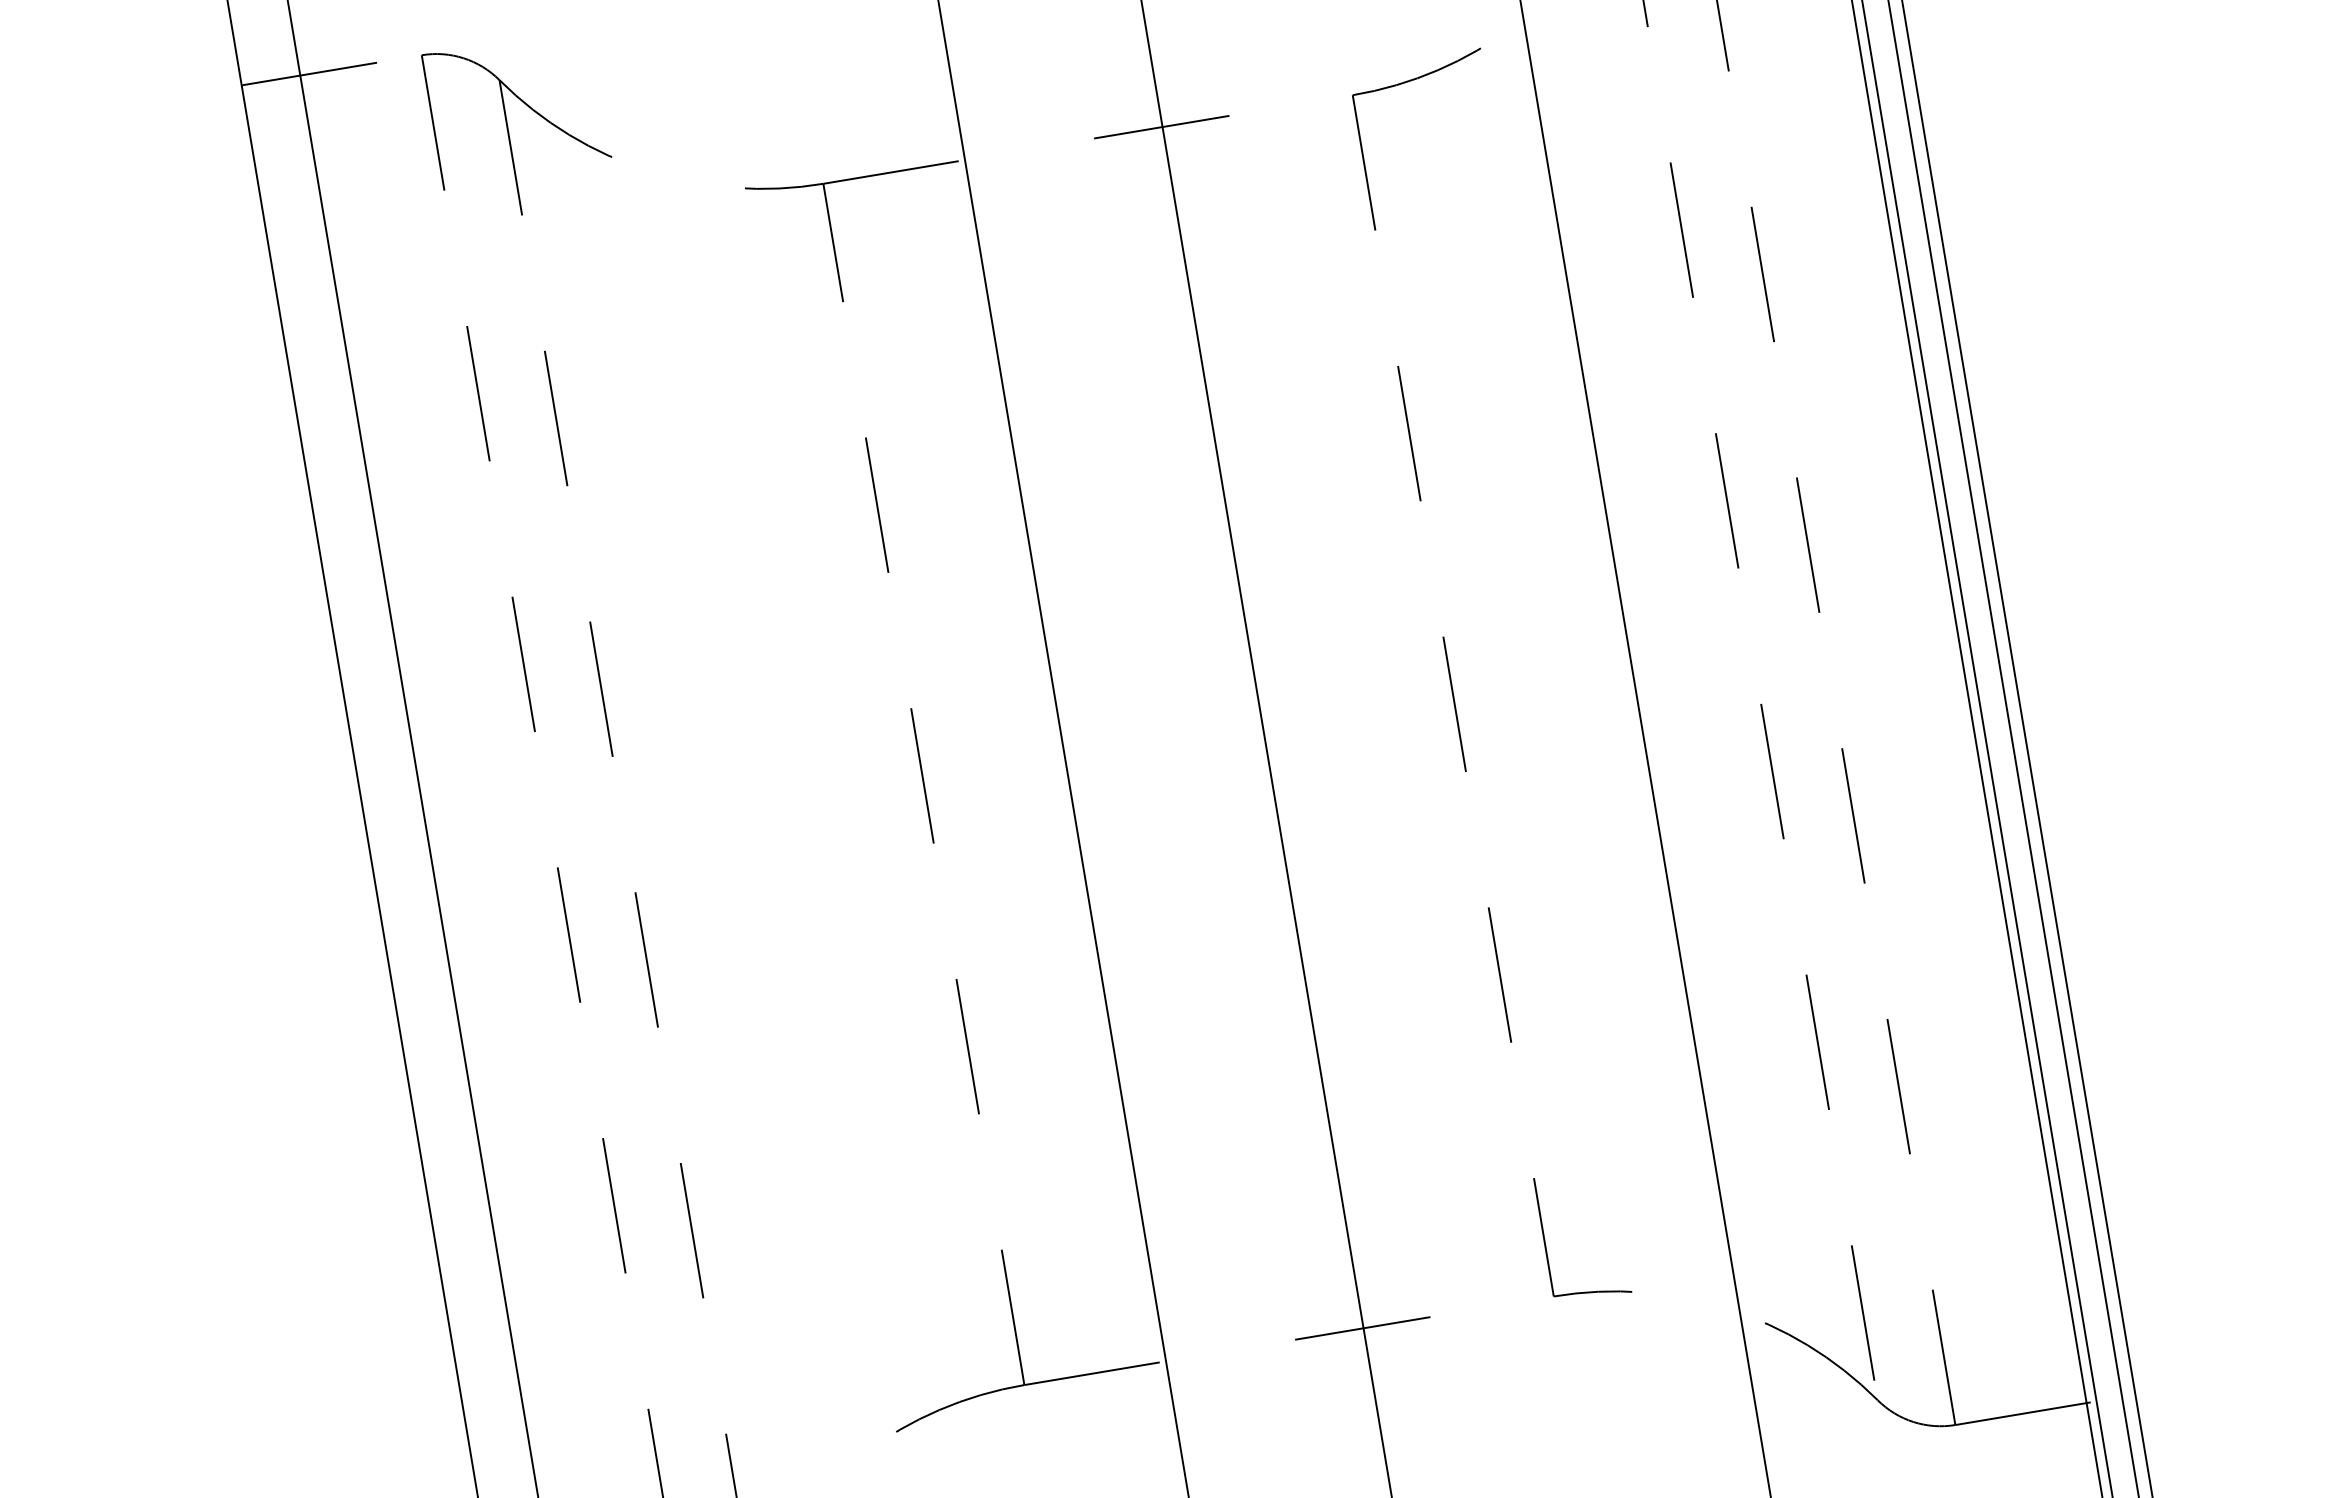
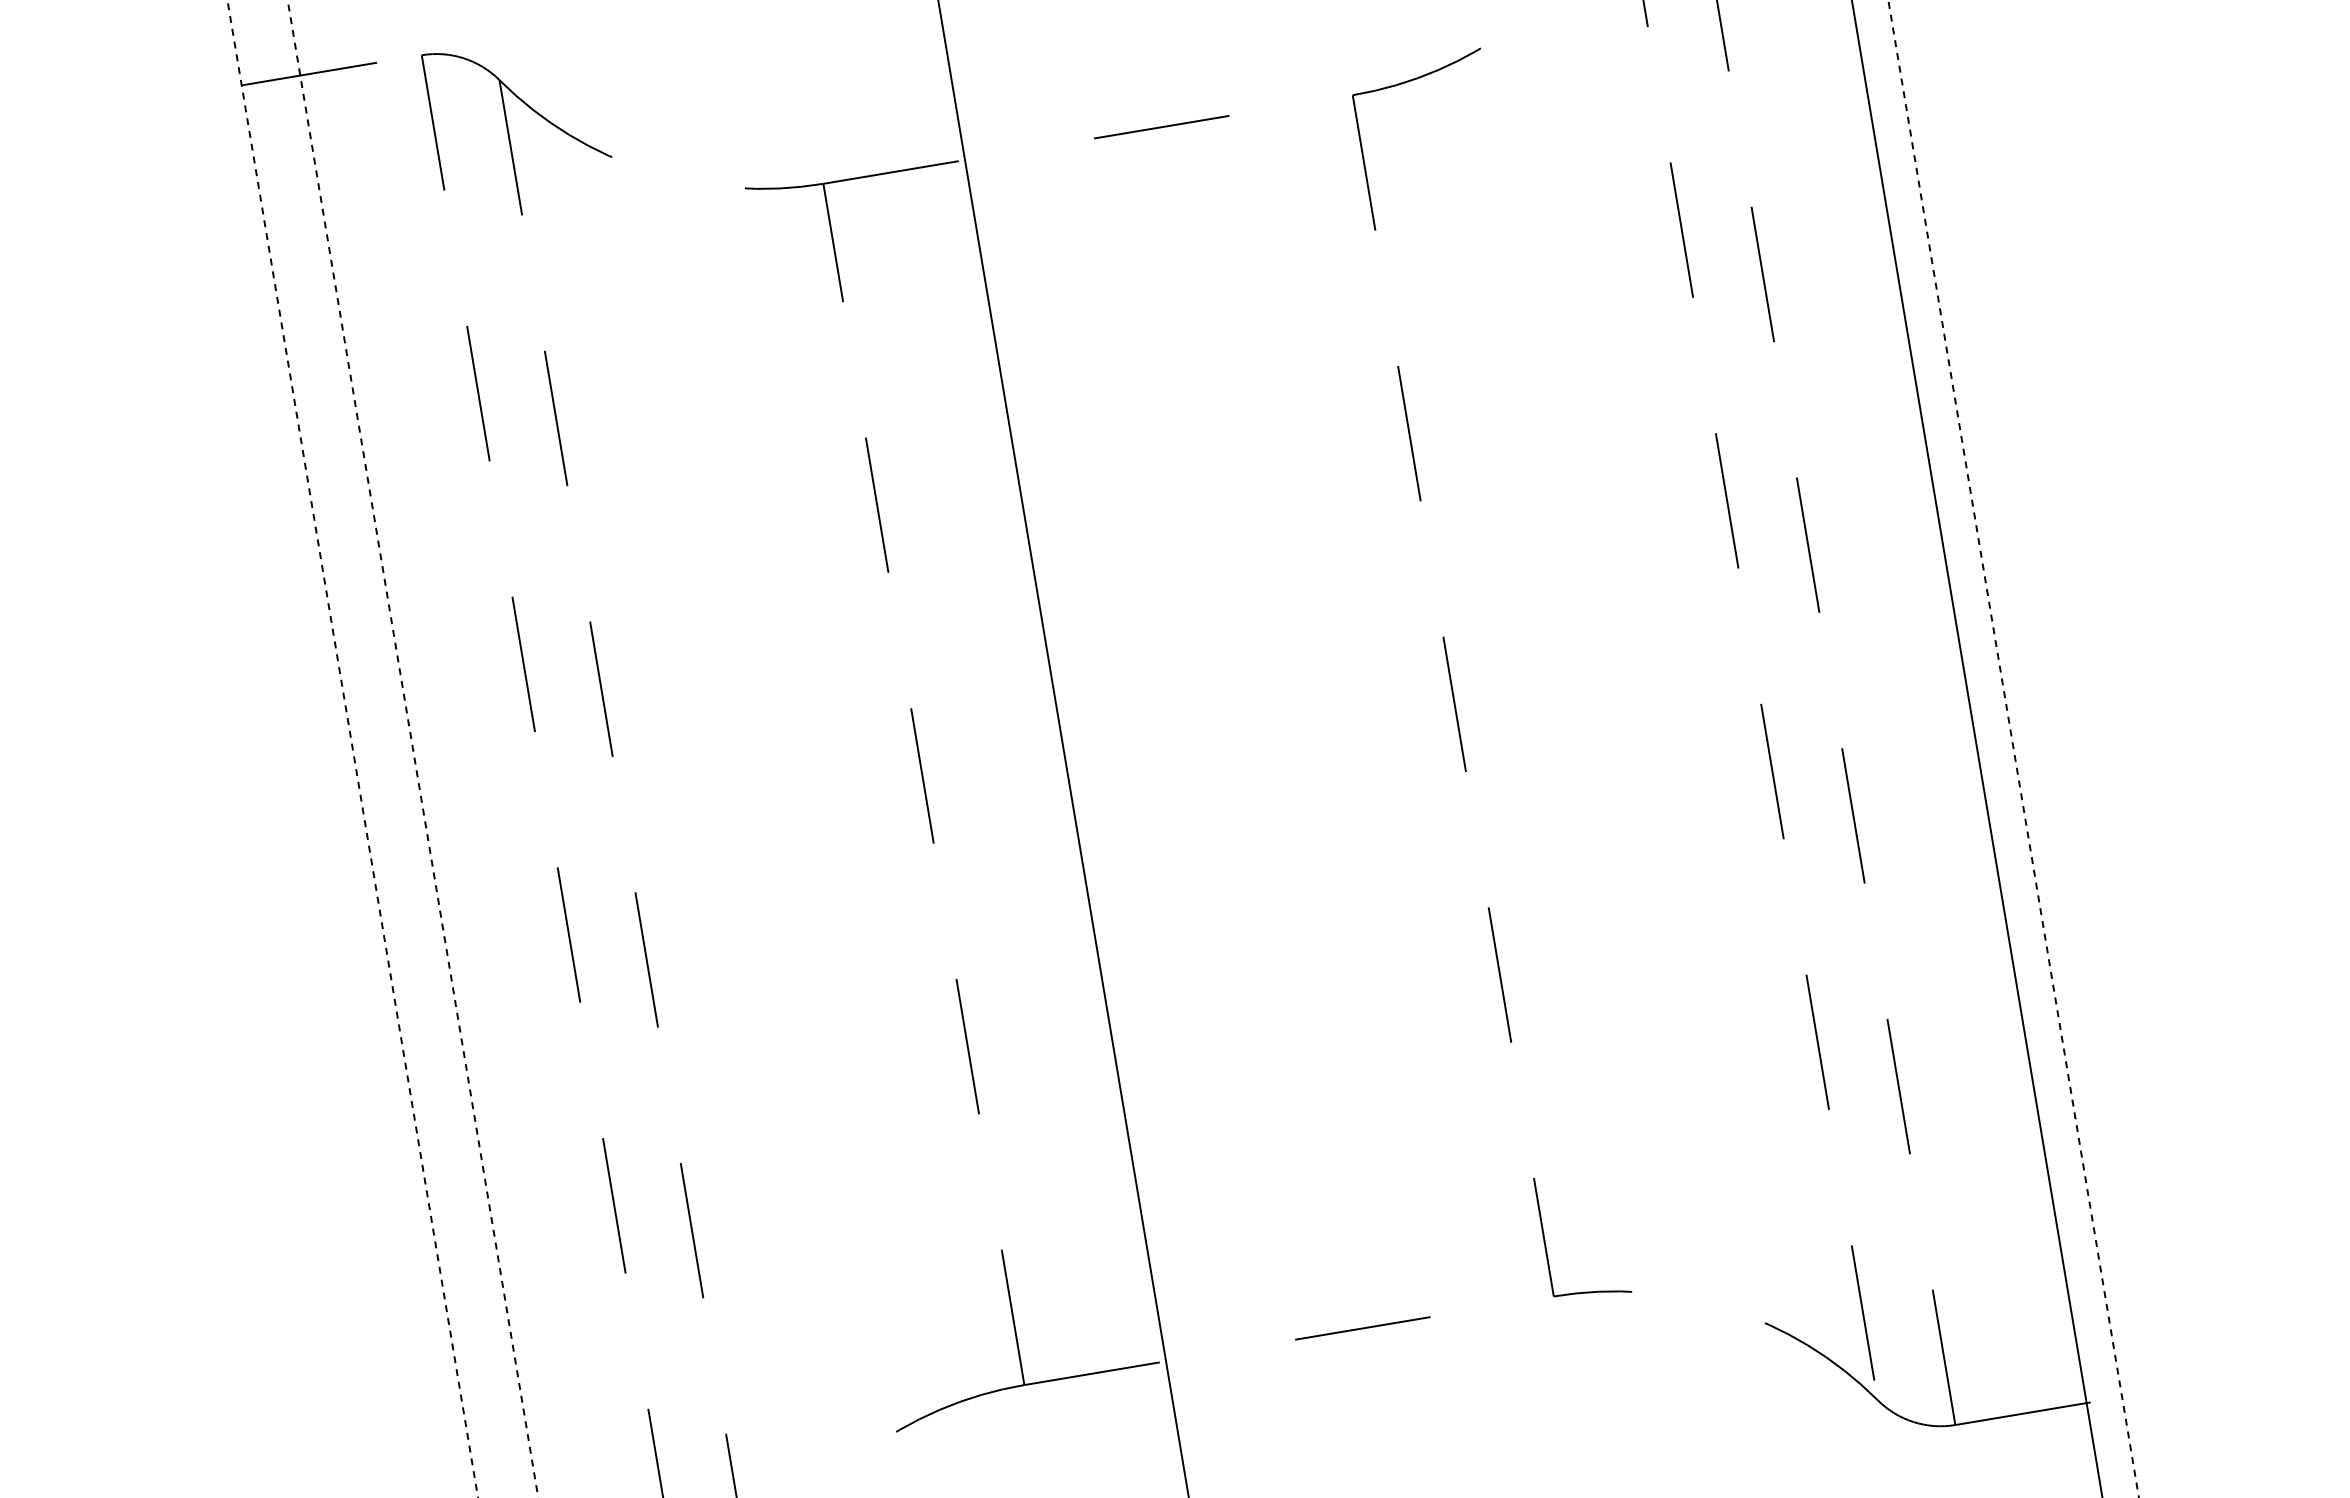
line: solid -> dashed (352, 748)
line: present -> none (1266, 748)
line: present -> none (1645, 748)
line: present -> none (1987, 748)
line: present -> none (2027, 748)
line: solid -> dashed (413, 749)
line: solid -> dashed (2013, 749)
